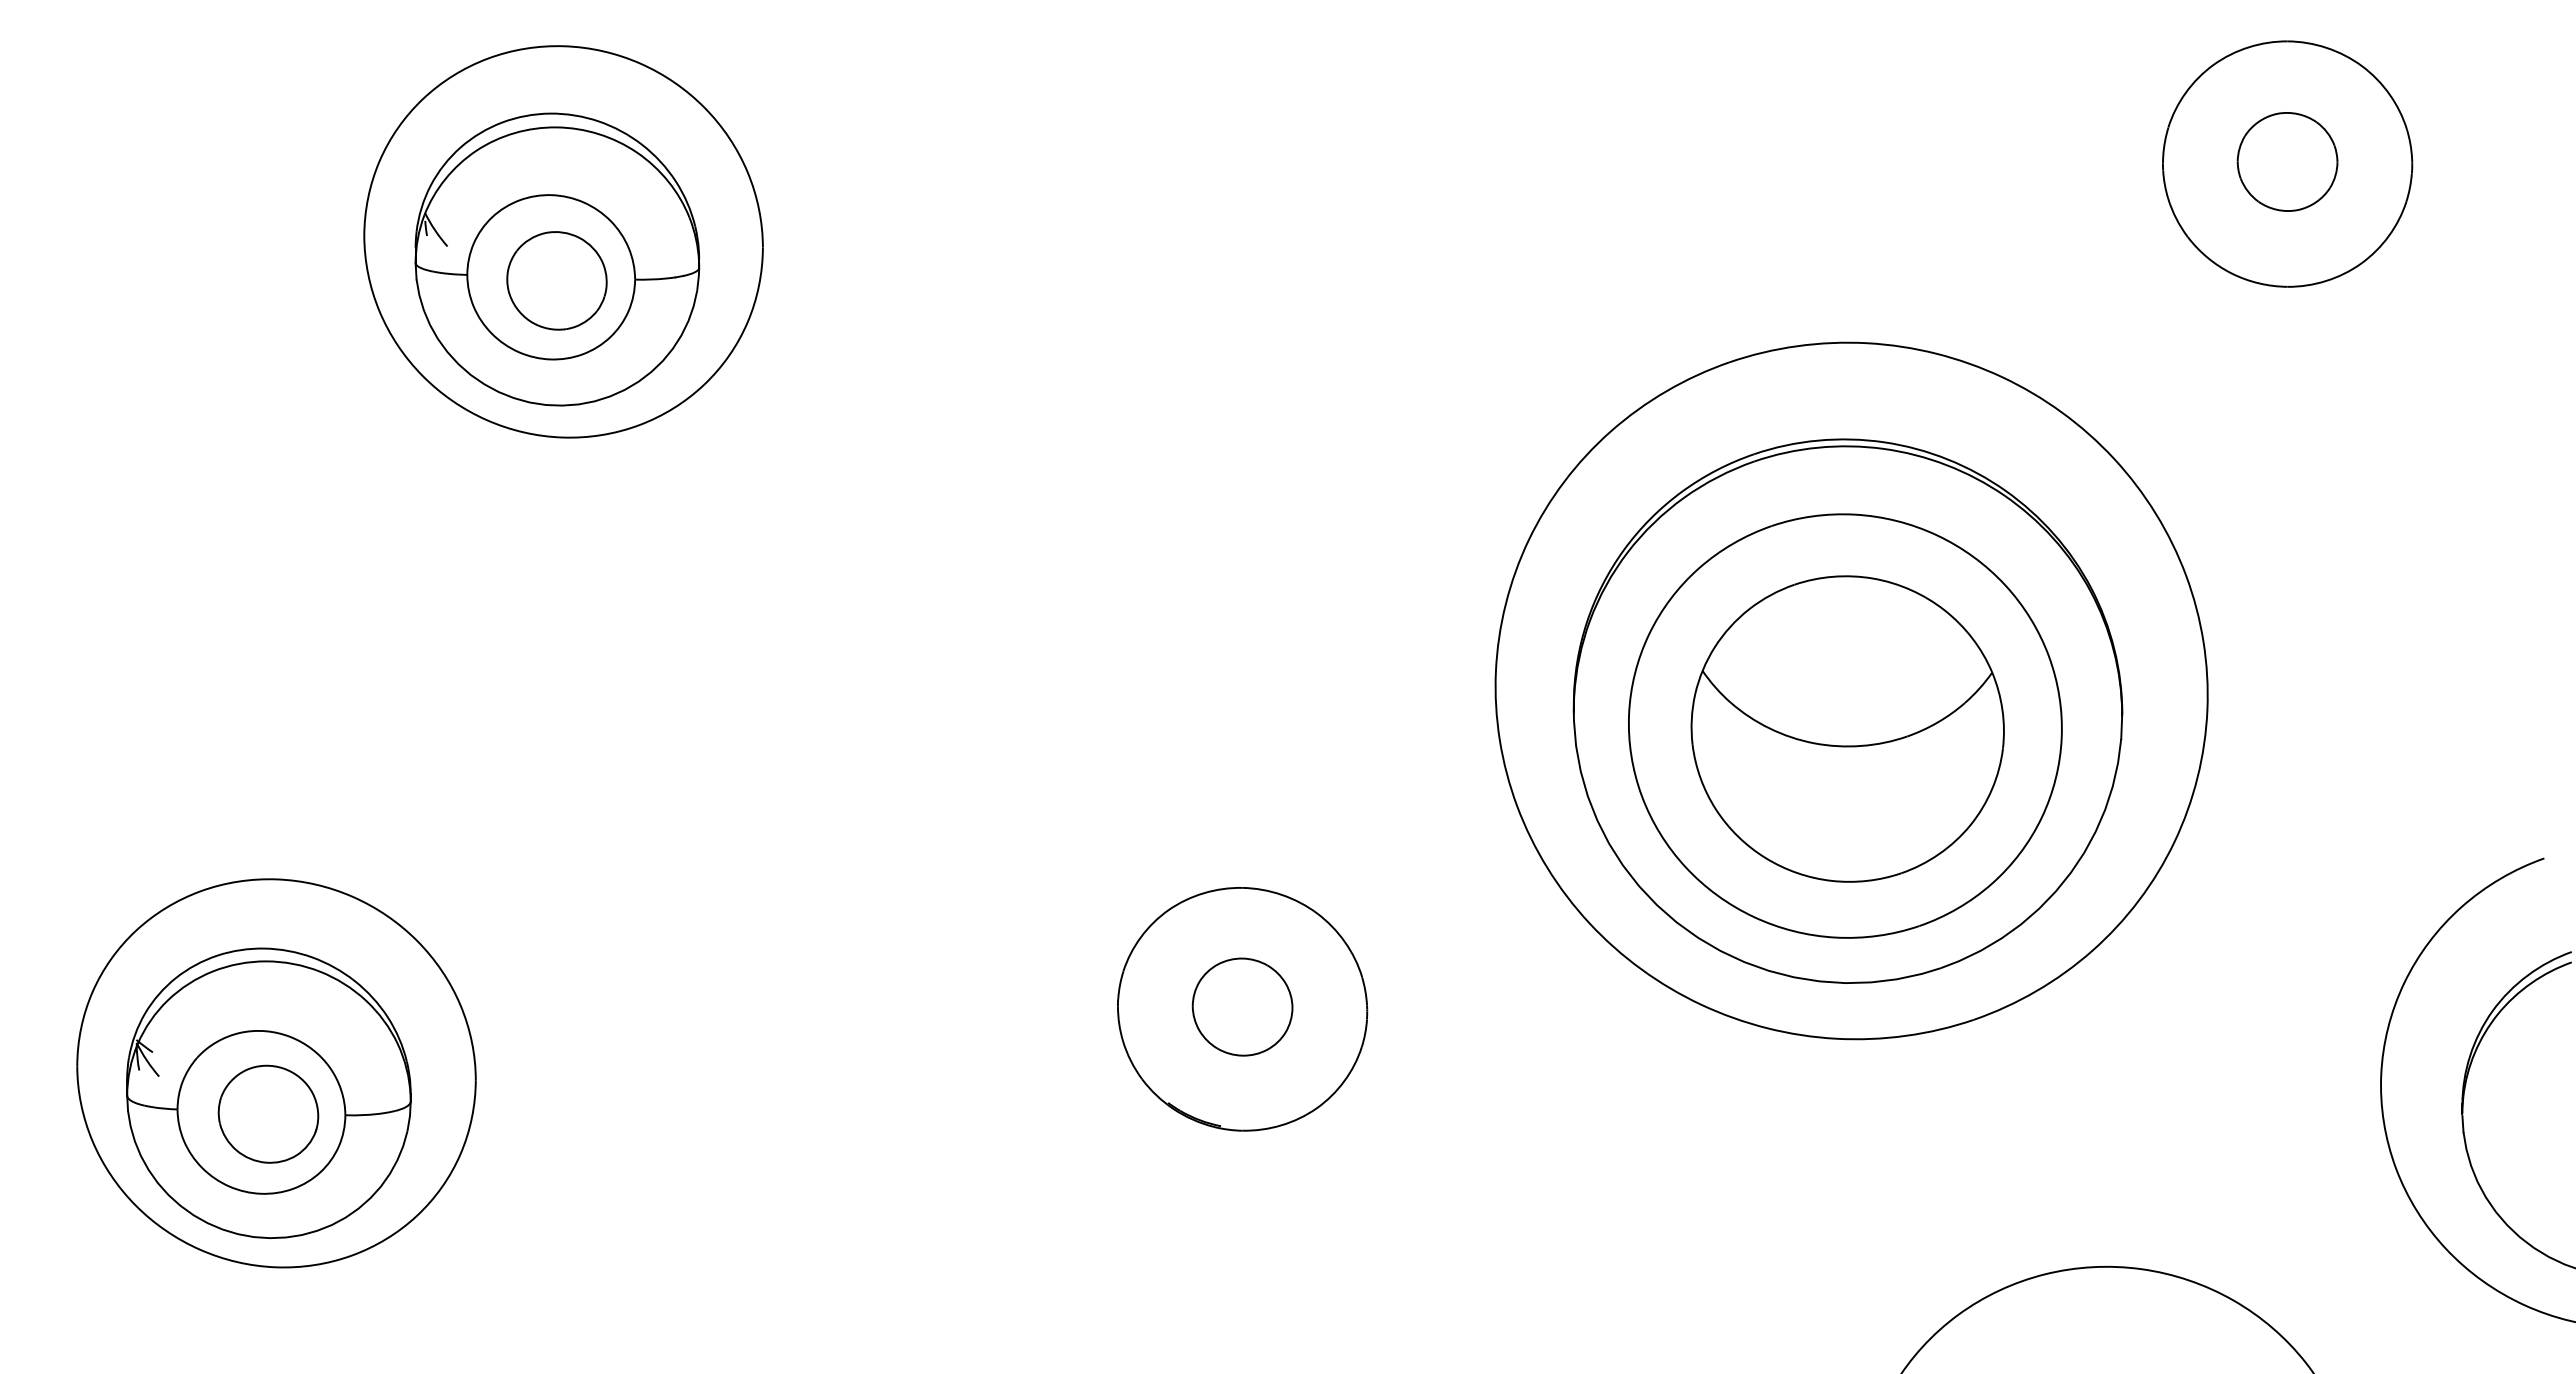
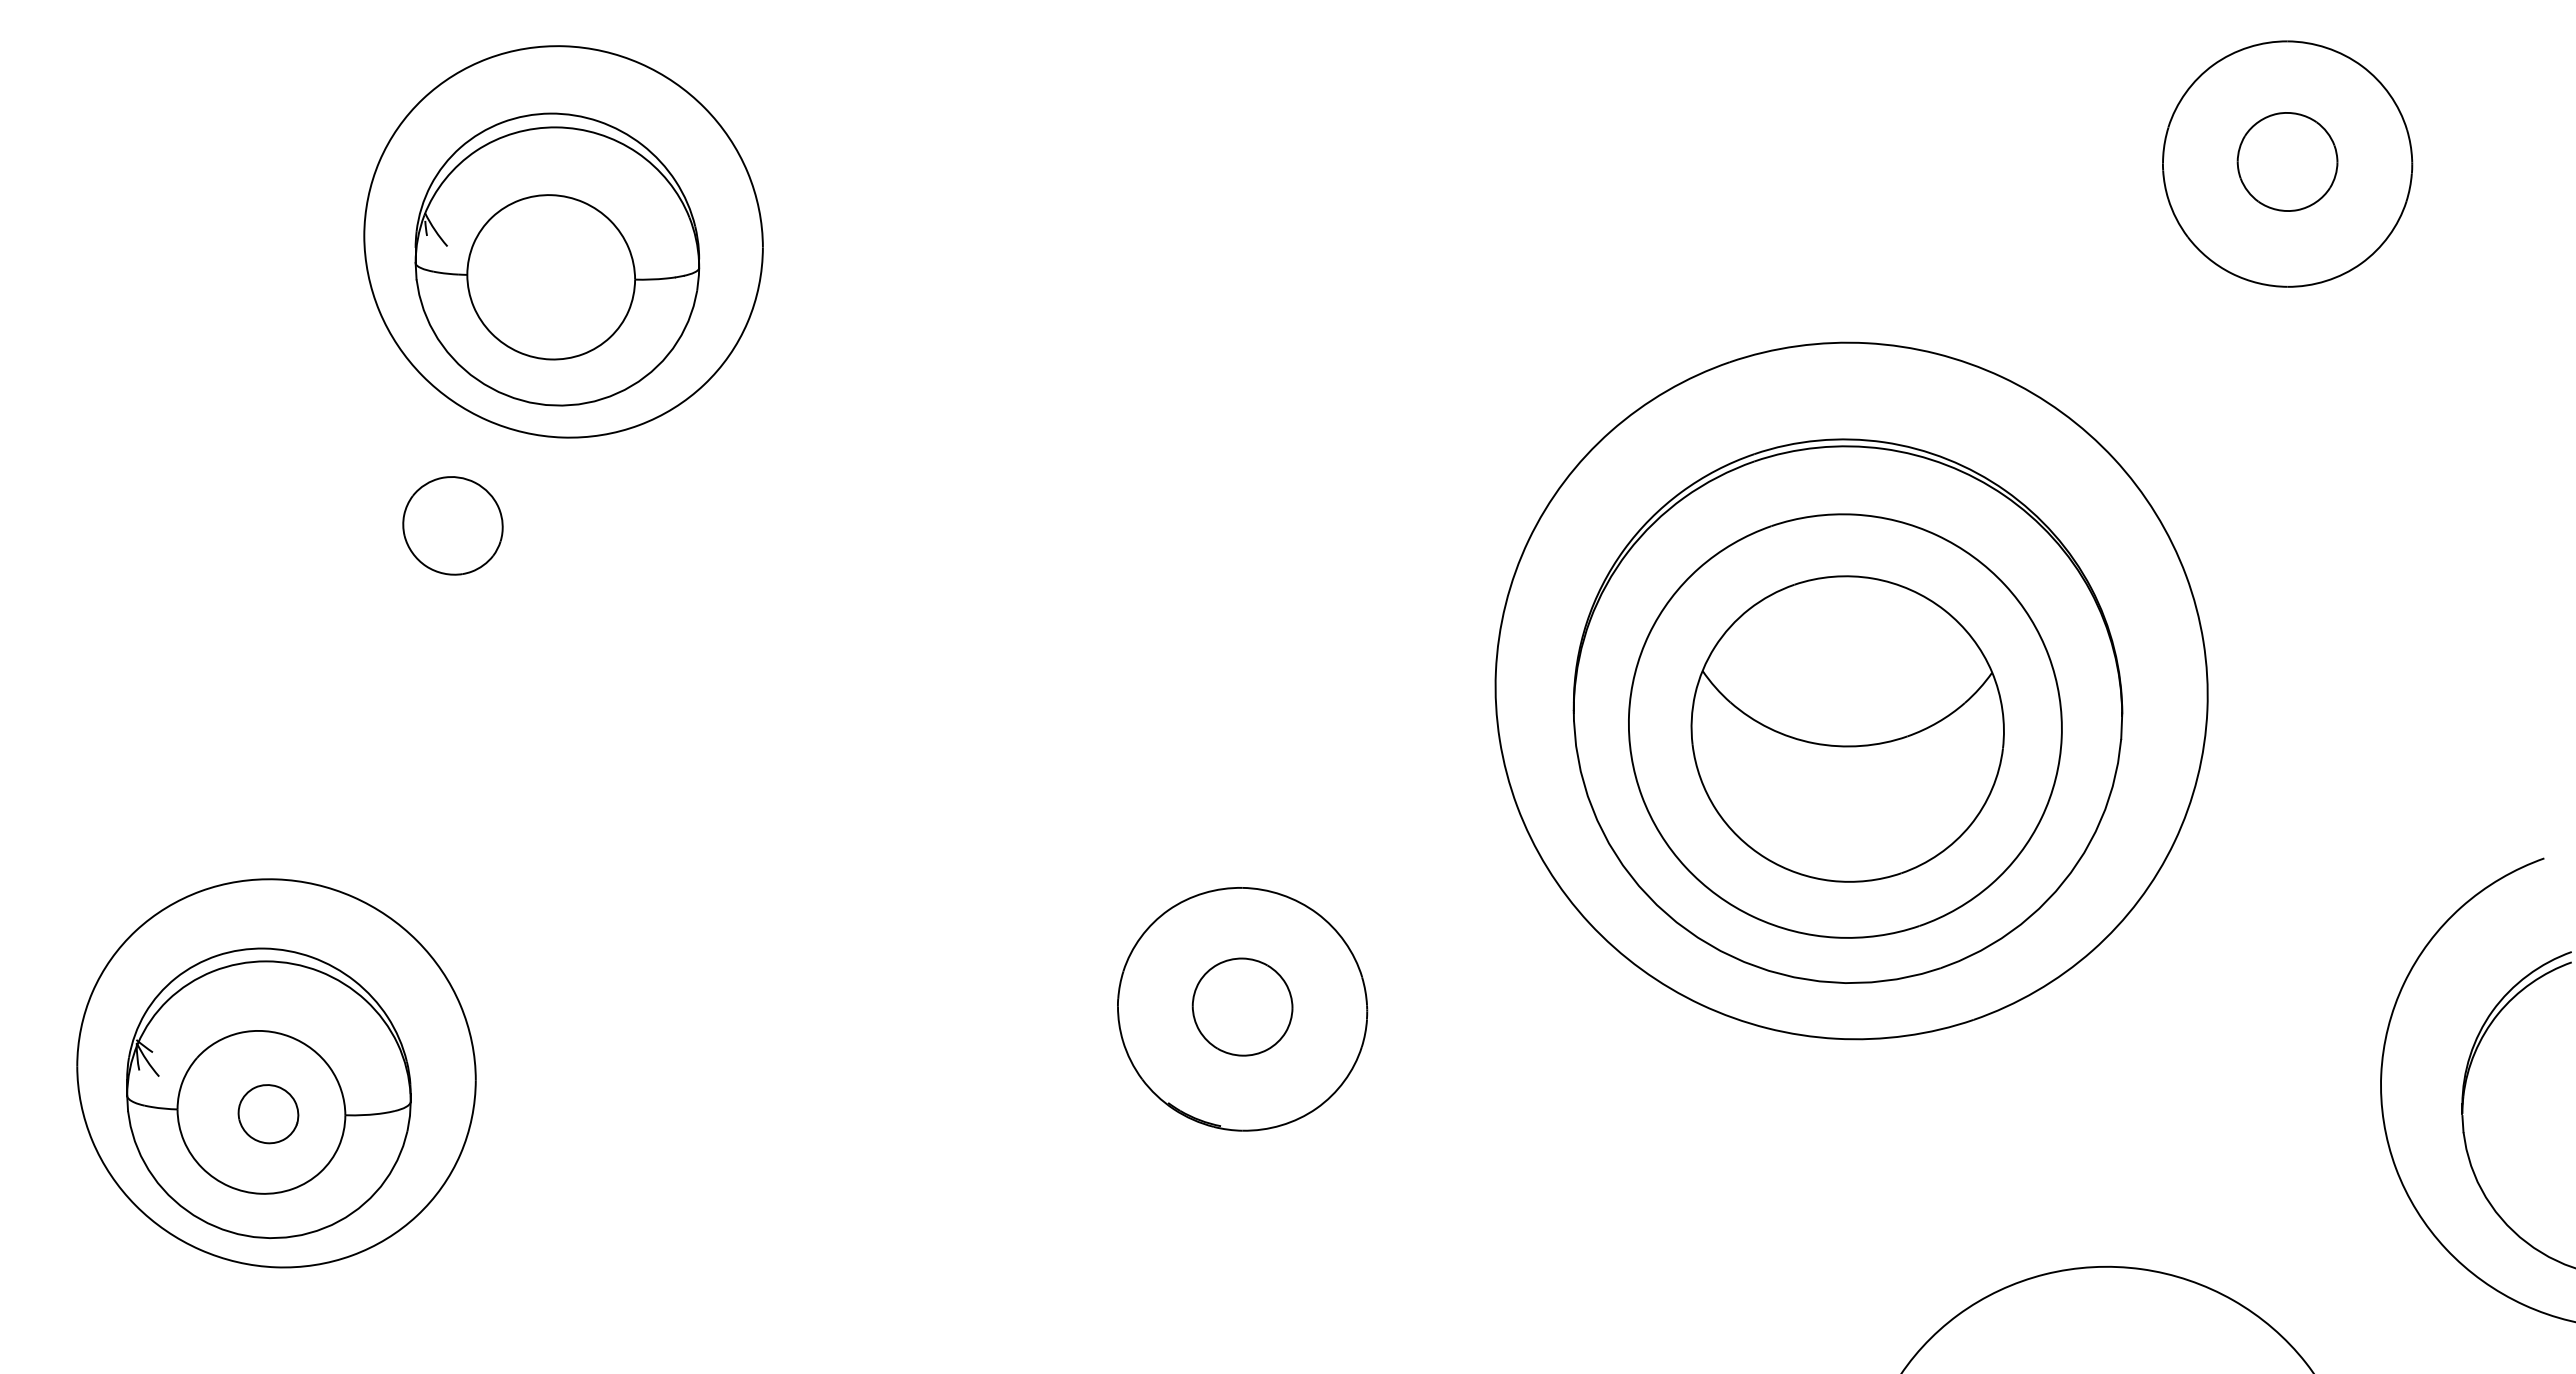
part position: (556, 280) -> (452, 525) (452, 525)
part size: 103x100 px -> 63x61 px (268, 1114)
